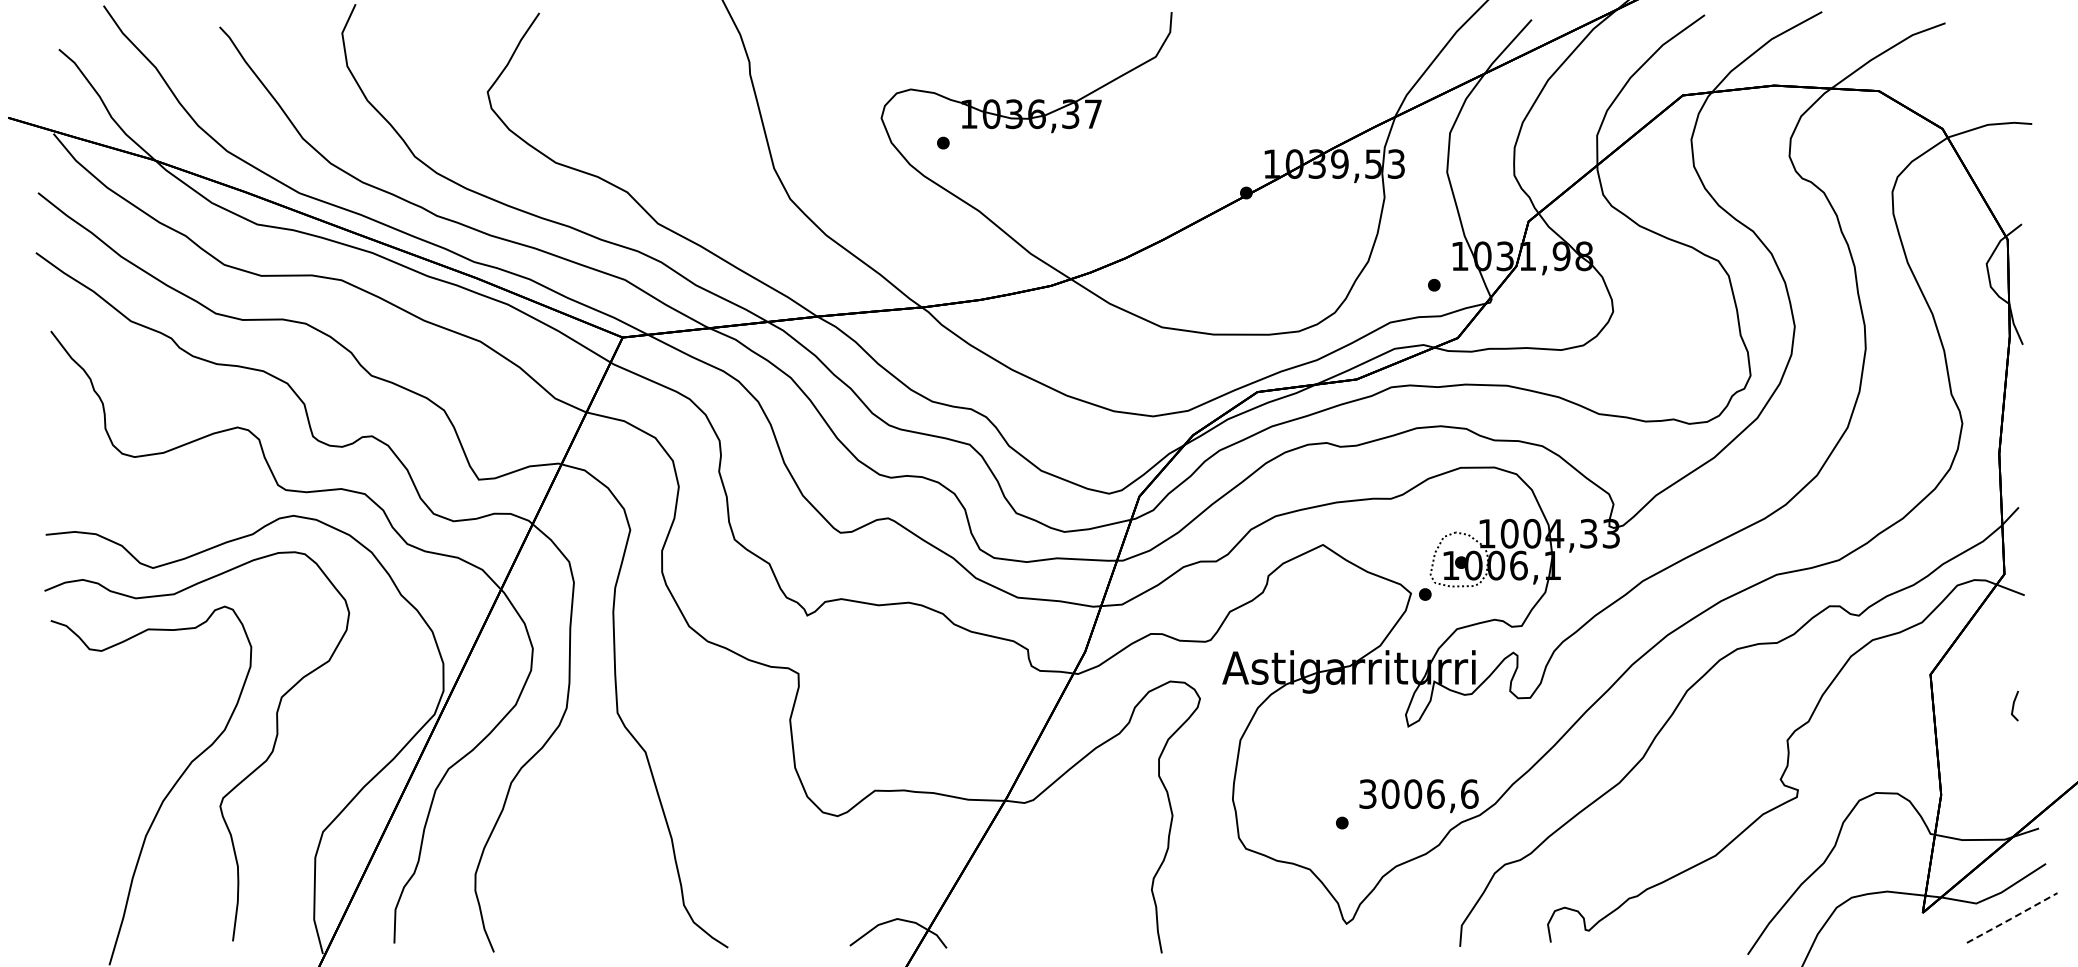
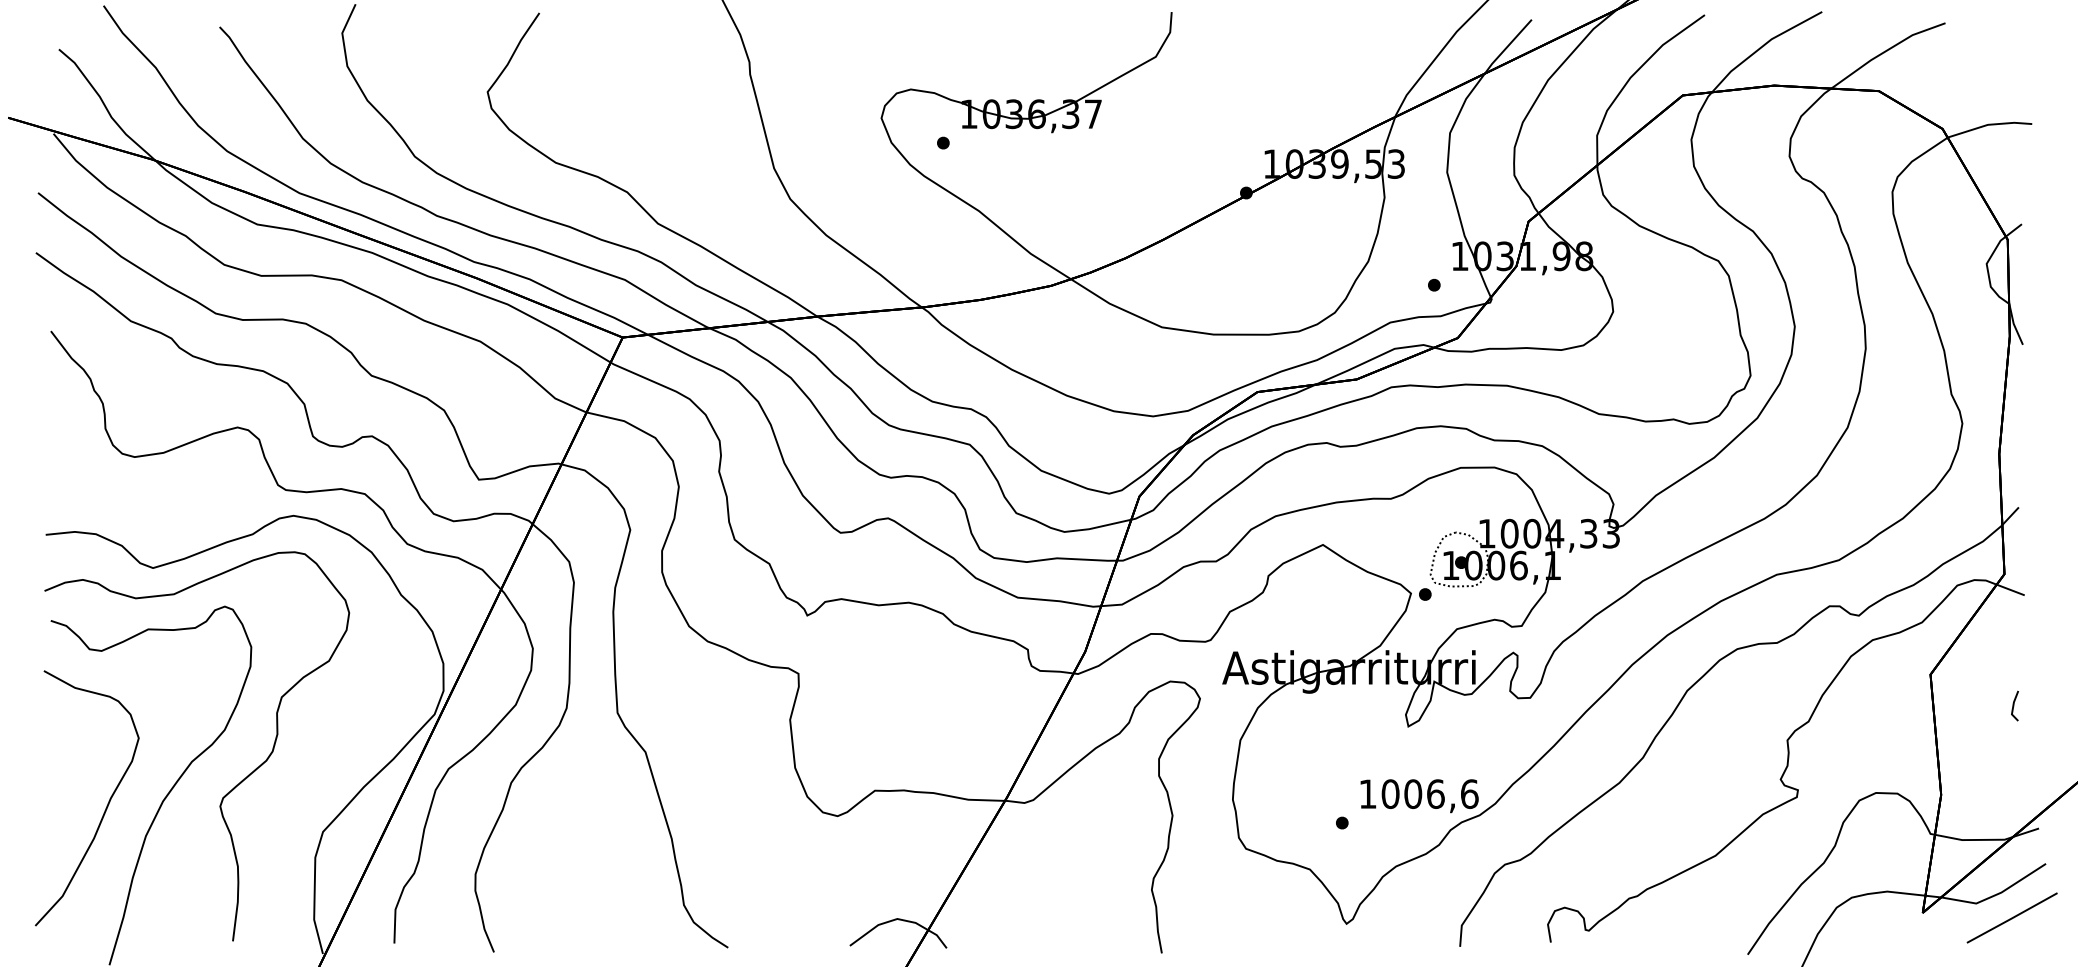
text: 3006,6 -> 1006,6 (1367, 794)
curve: none -> present (106, 805)
line: dashed -> solid (2011, 918)
